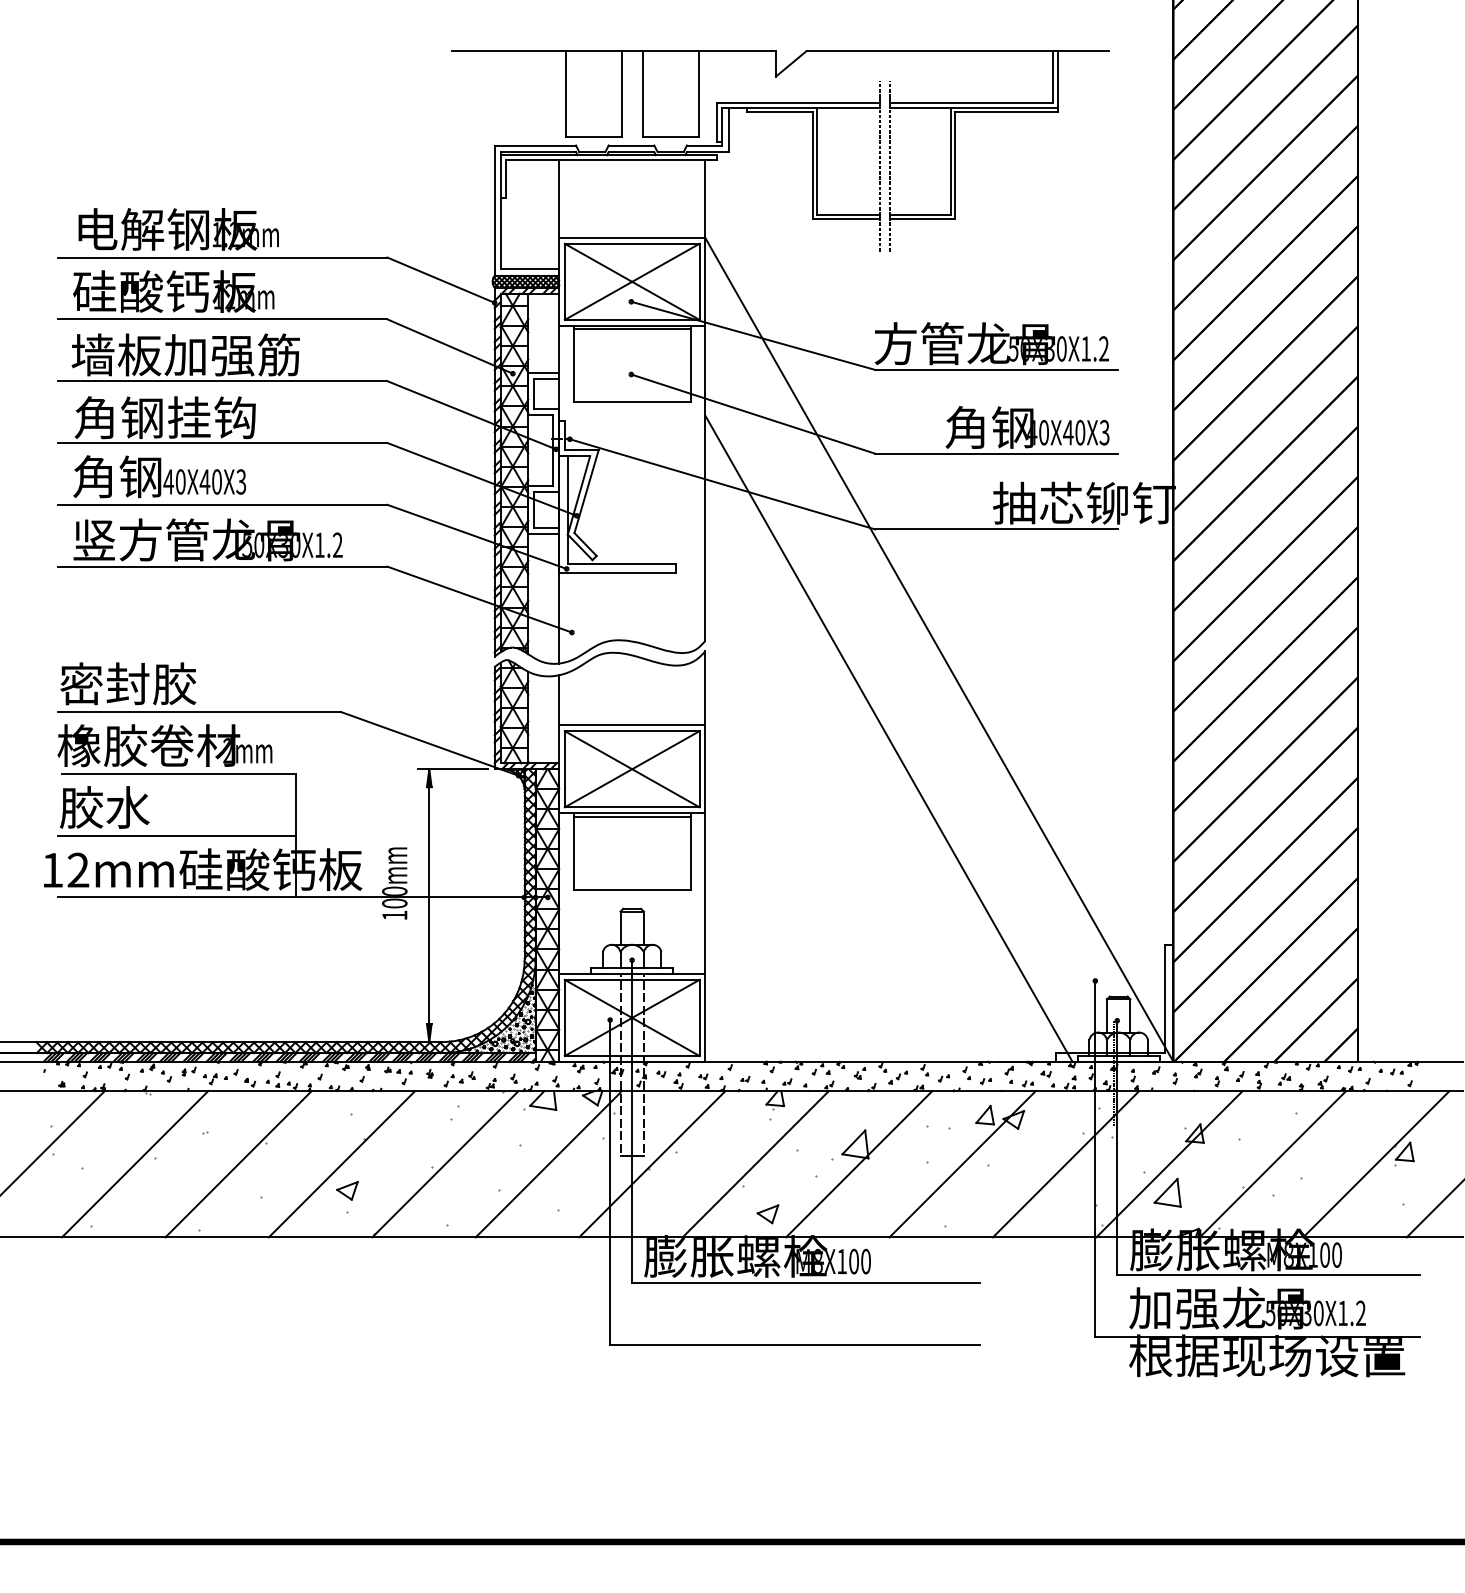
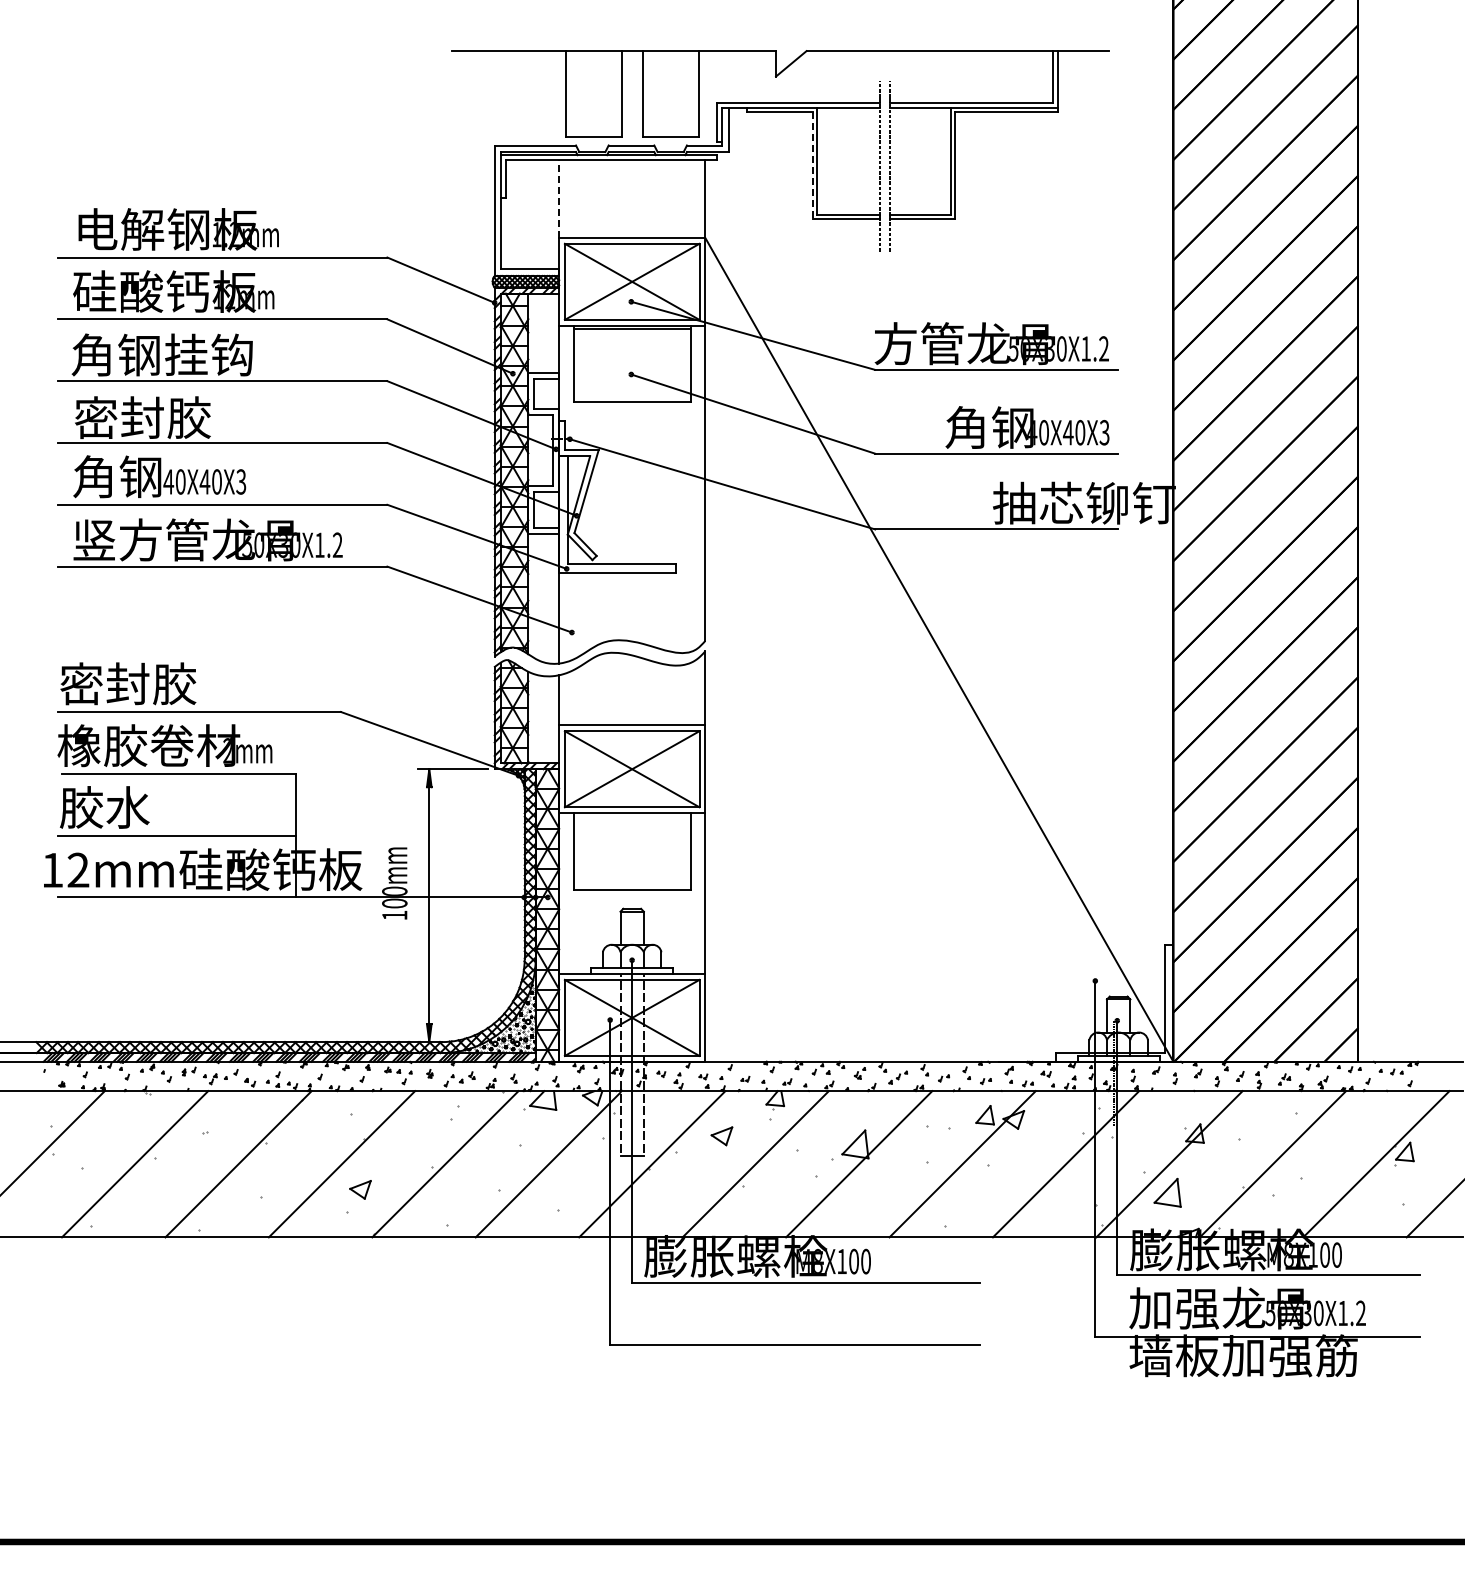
line: solid -> dashed (812, 165)
line: solid -> dashed (559, 199)
text: 墙板加强筋 -> 角钢挂钩 (185, 354)
text: 角钢挂钩 -> 密封胶 (164, 417)
line: present -> none (888, 738)
line: present -> none (631, 816)
part position: (347, 1190) -> (360, 1189) (360, 1189)
part position: (767, 1214) -> (721, 1136) (721, 1136)
text: 根据现场设置 -> 墙板加强筋 (1267, 1355)
